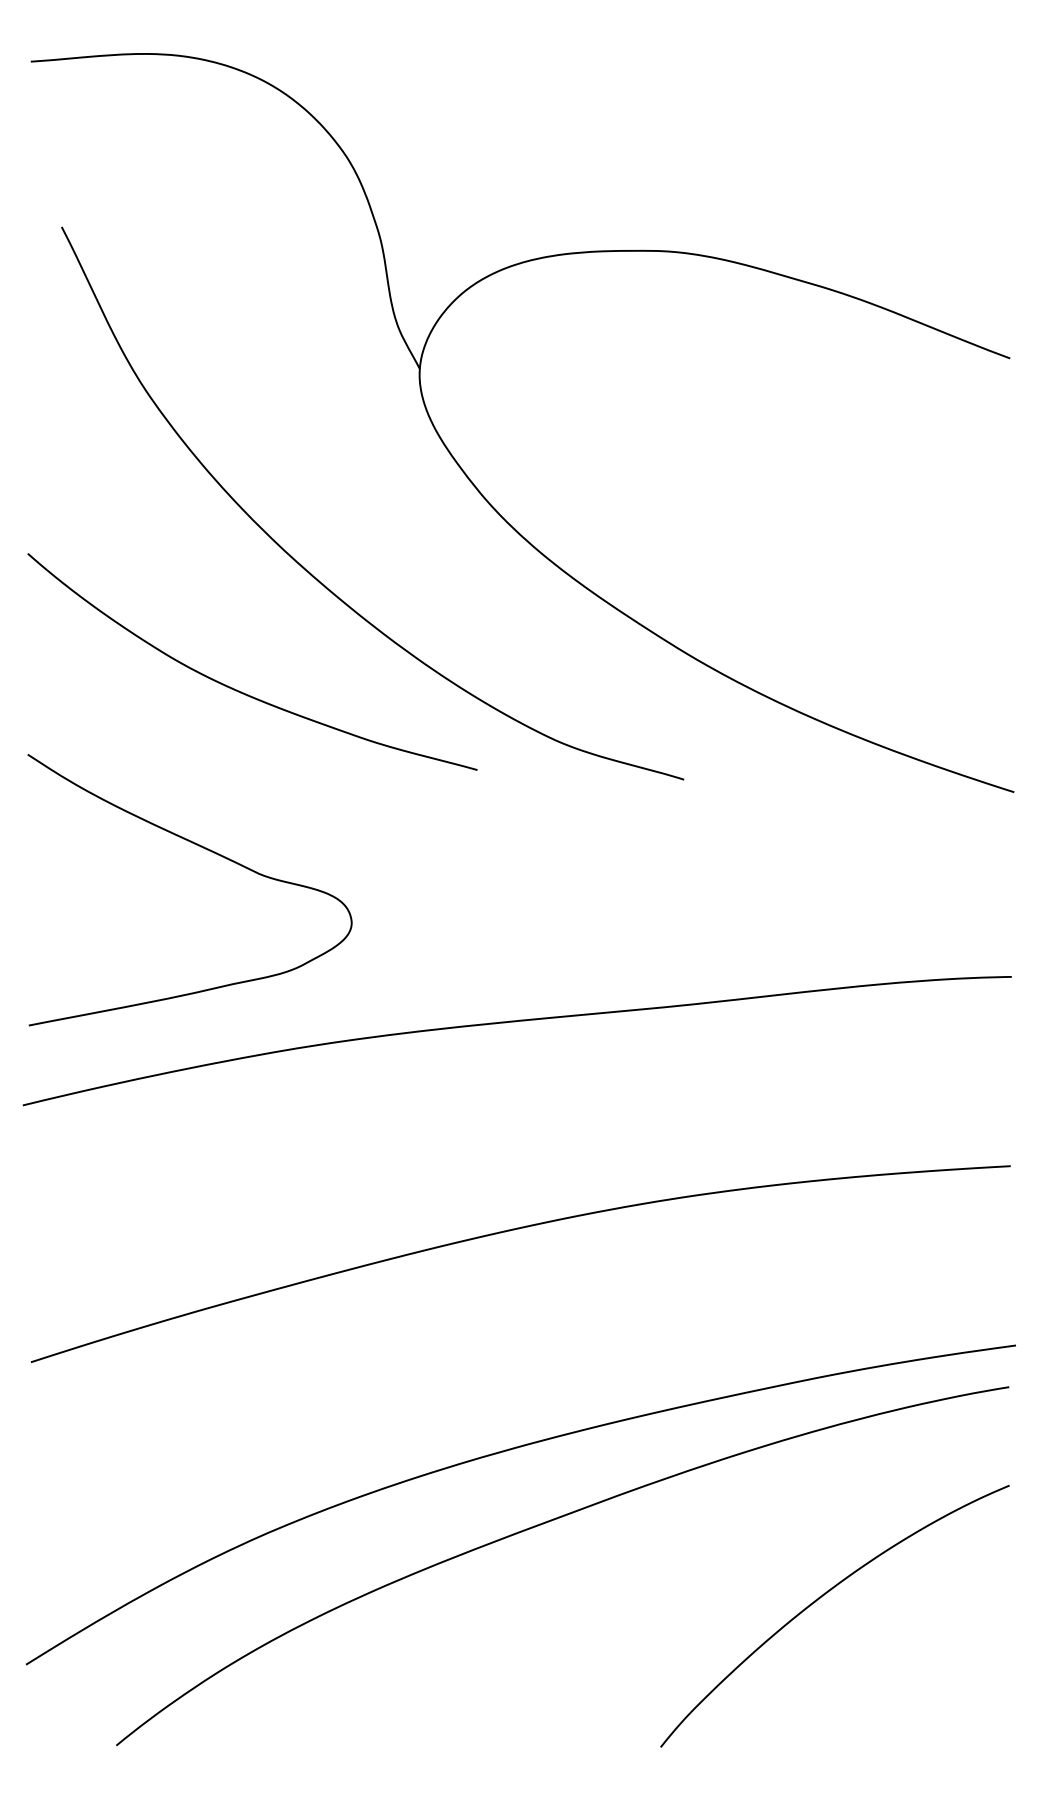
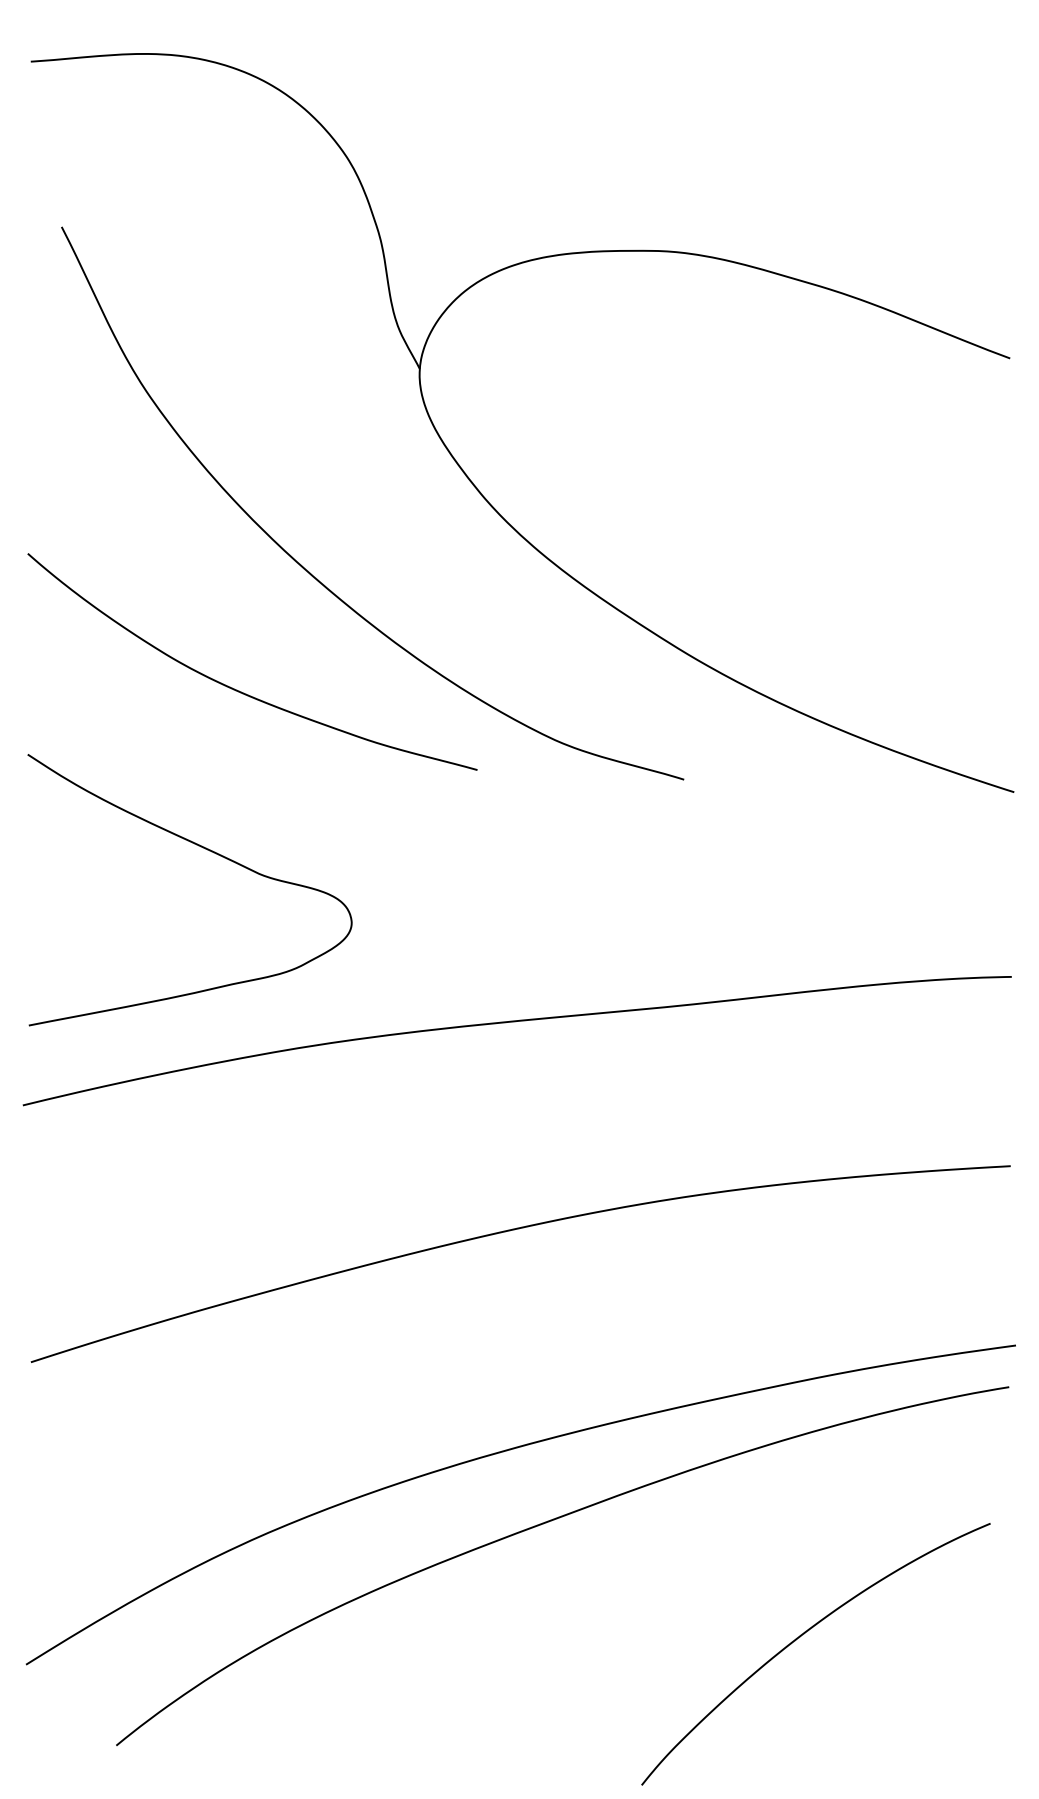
curve position: (819, 1599) -> (800, 1637) (800, 1637)
